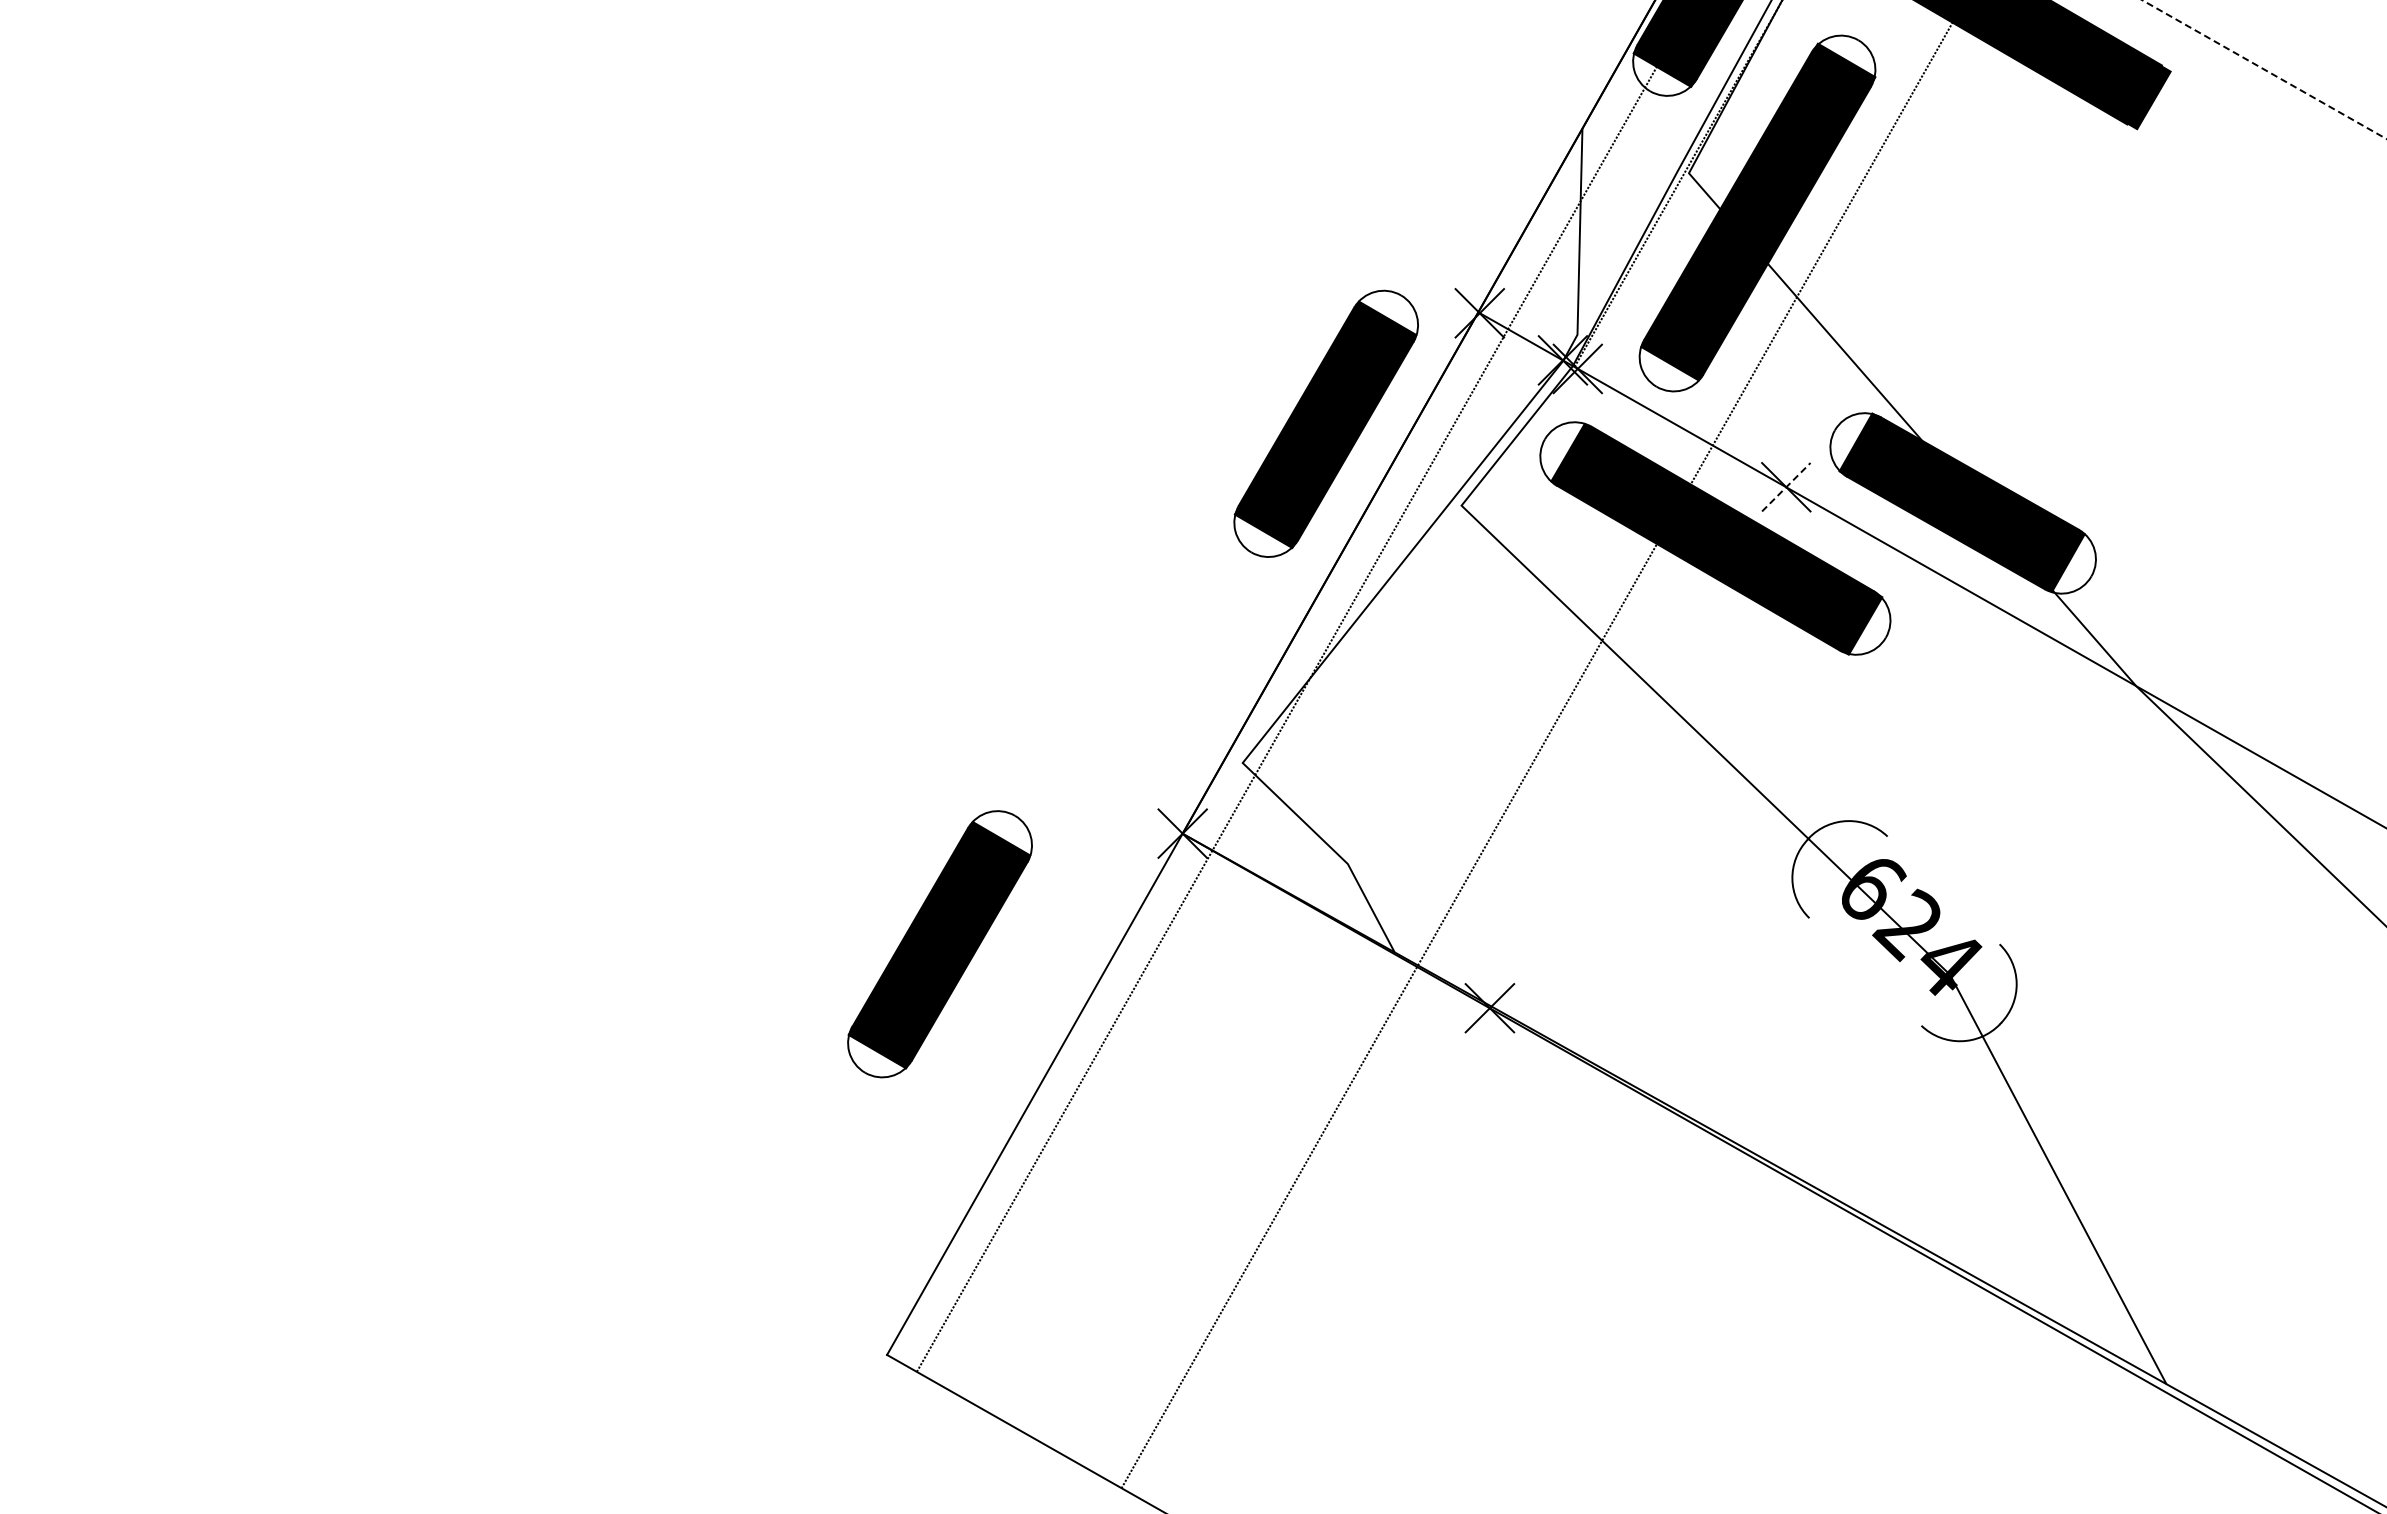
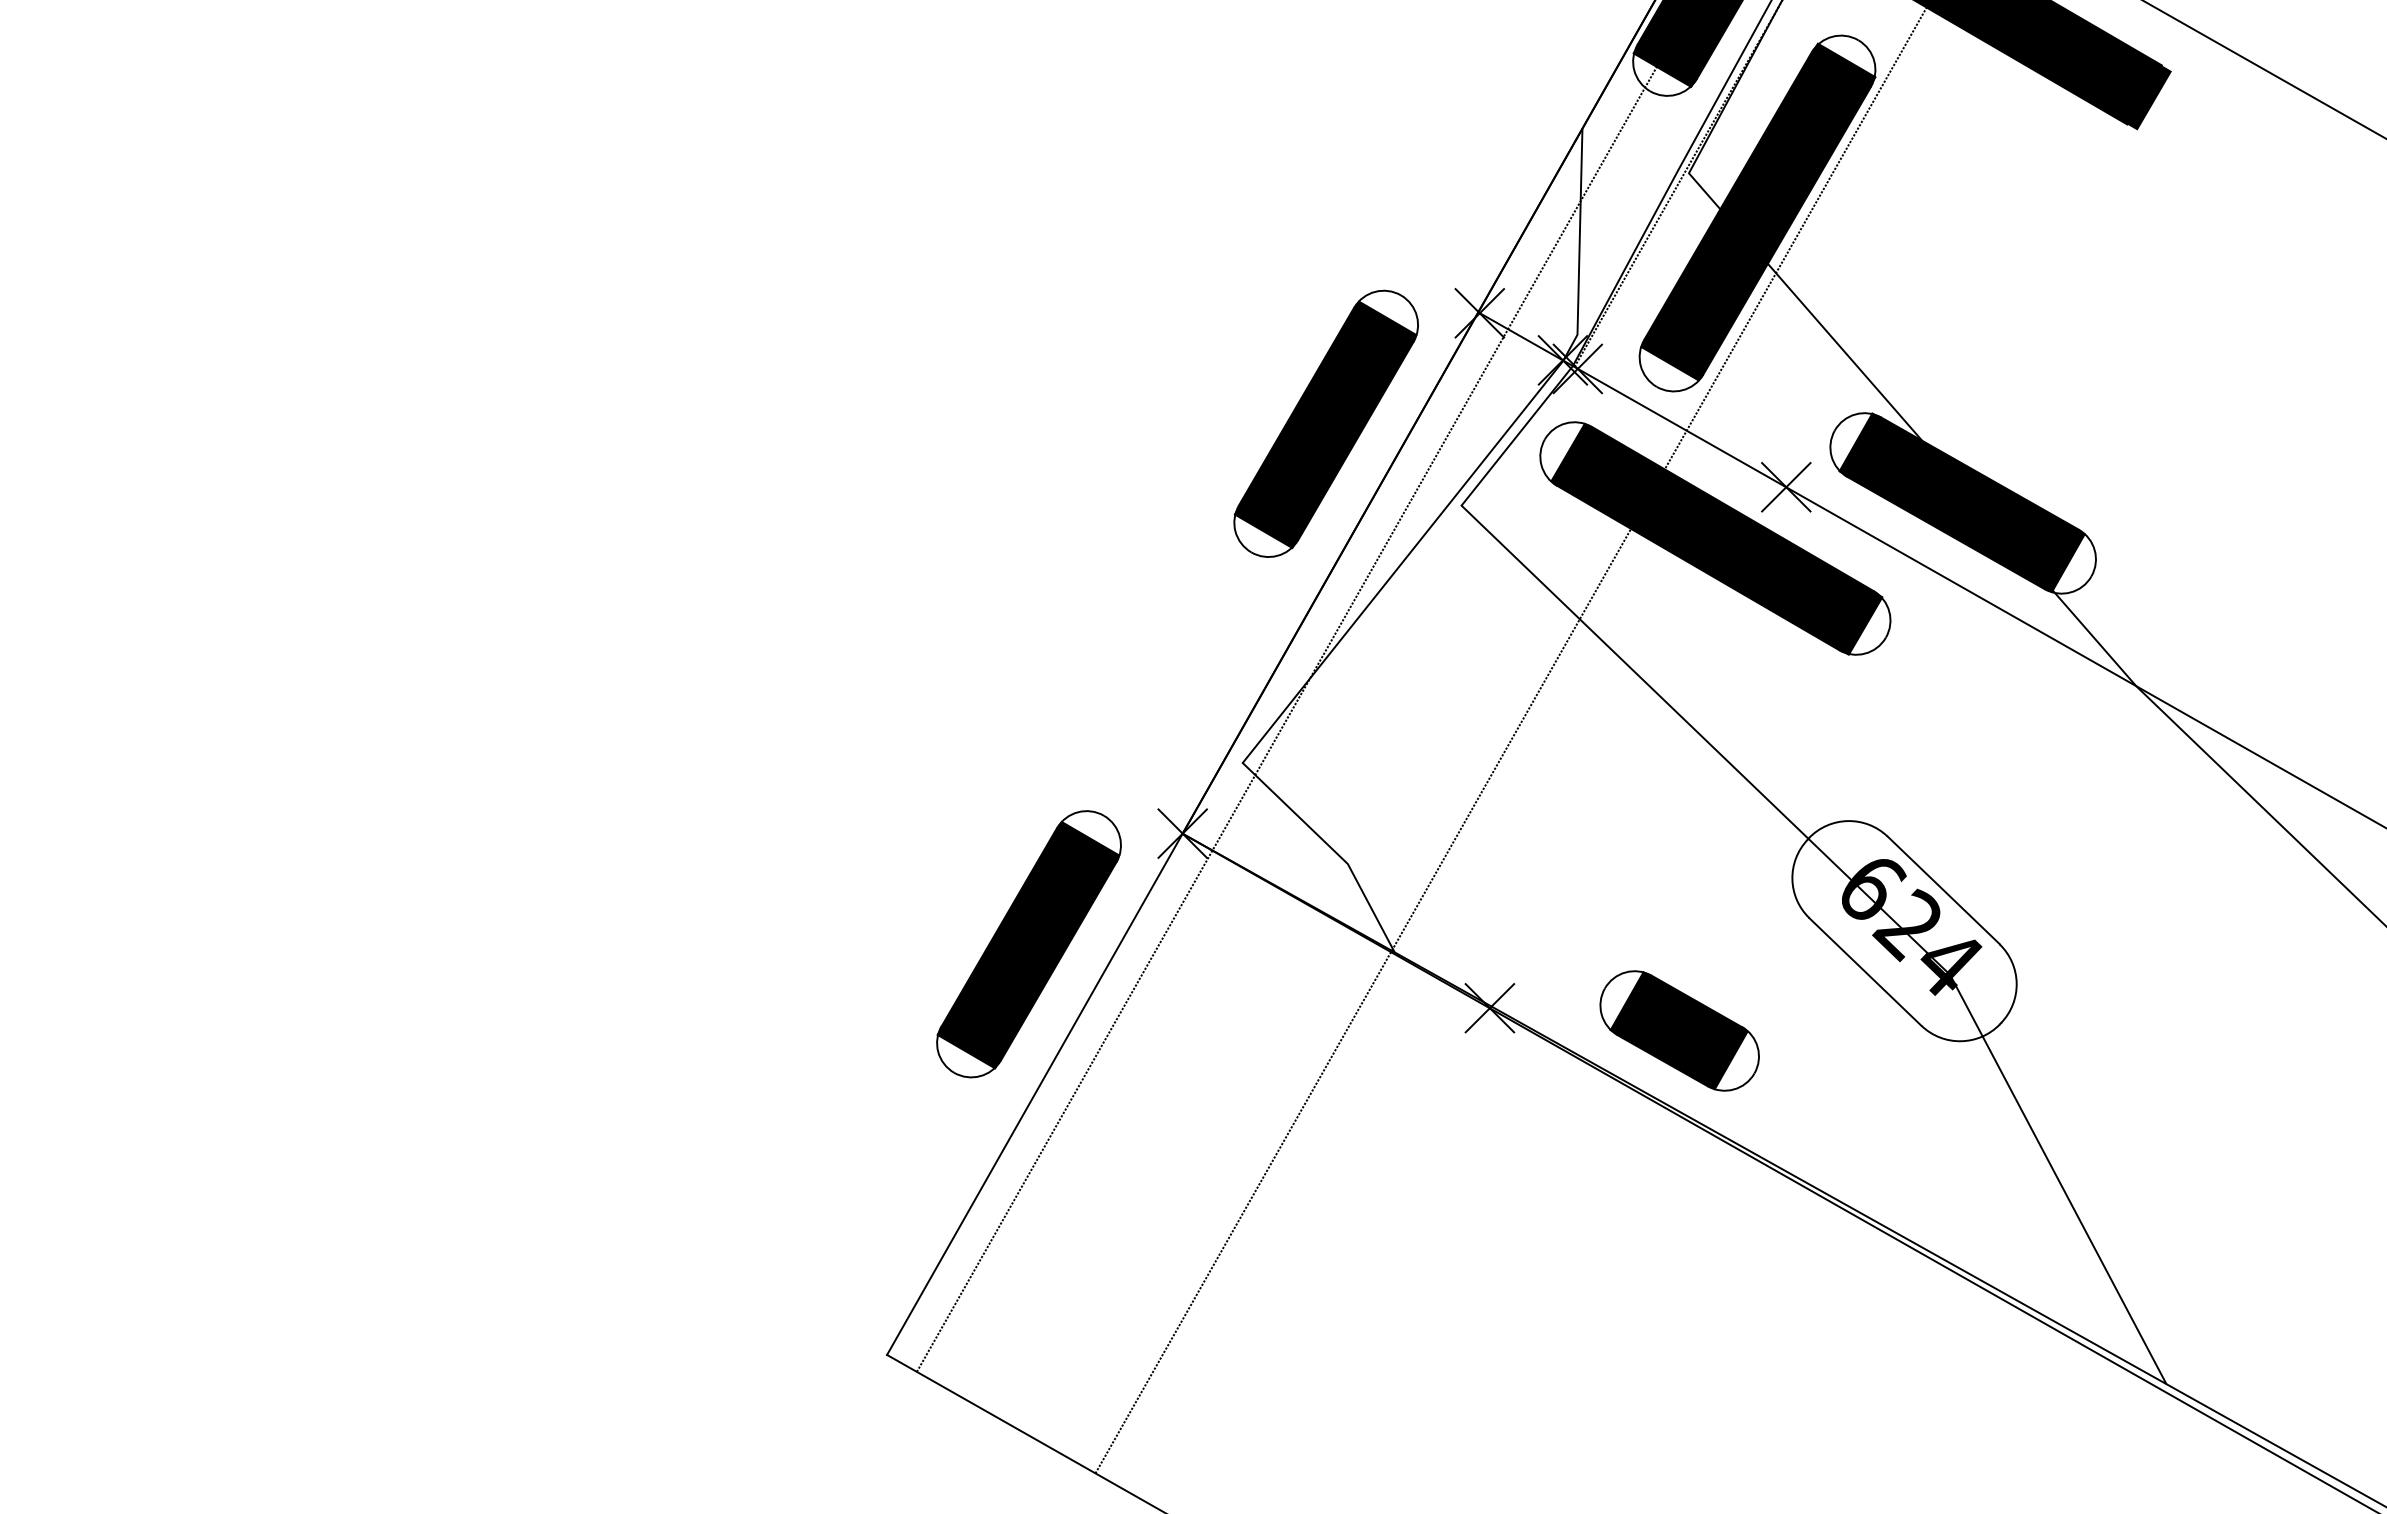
line: dashed -> solid (2264, 69)
line: dashed -> solid (1786, 486)
line position: (1542, 745) -> (1512, 737) (1512, 737)
line: none -> present (1943, 890)
part position: (939, 944) -> (1028, 944) (1028, 944)
line: none -> present (1865, 971)
part: none -> present (1679, 1030)
